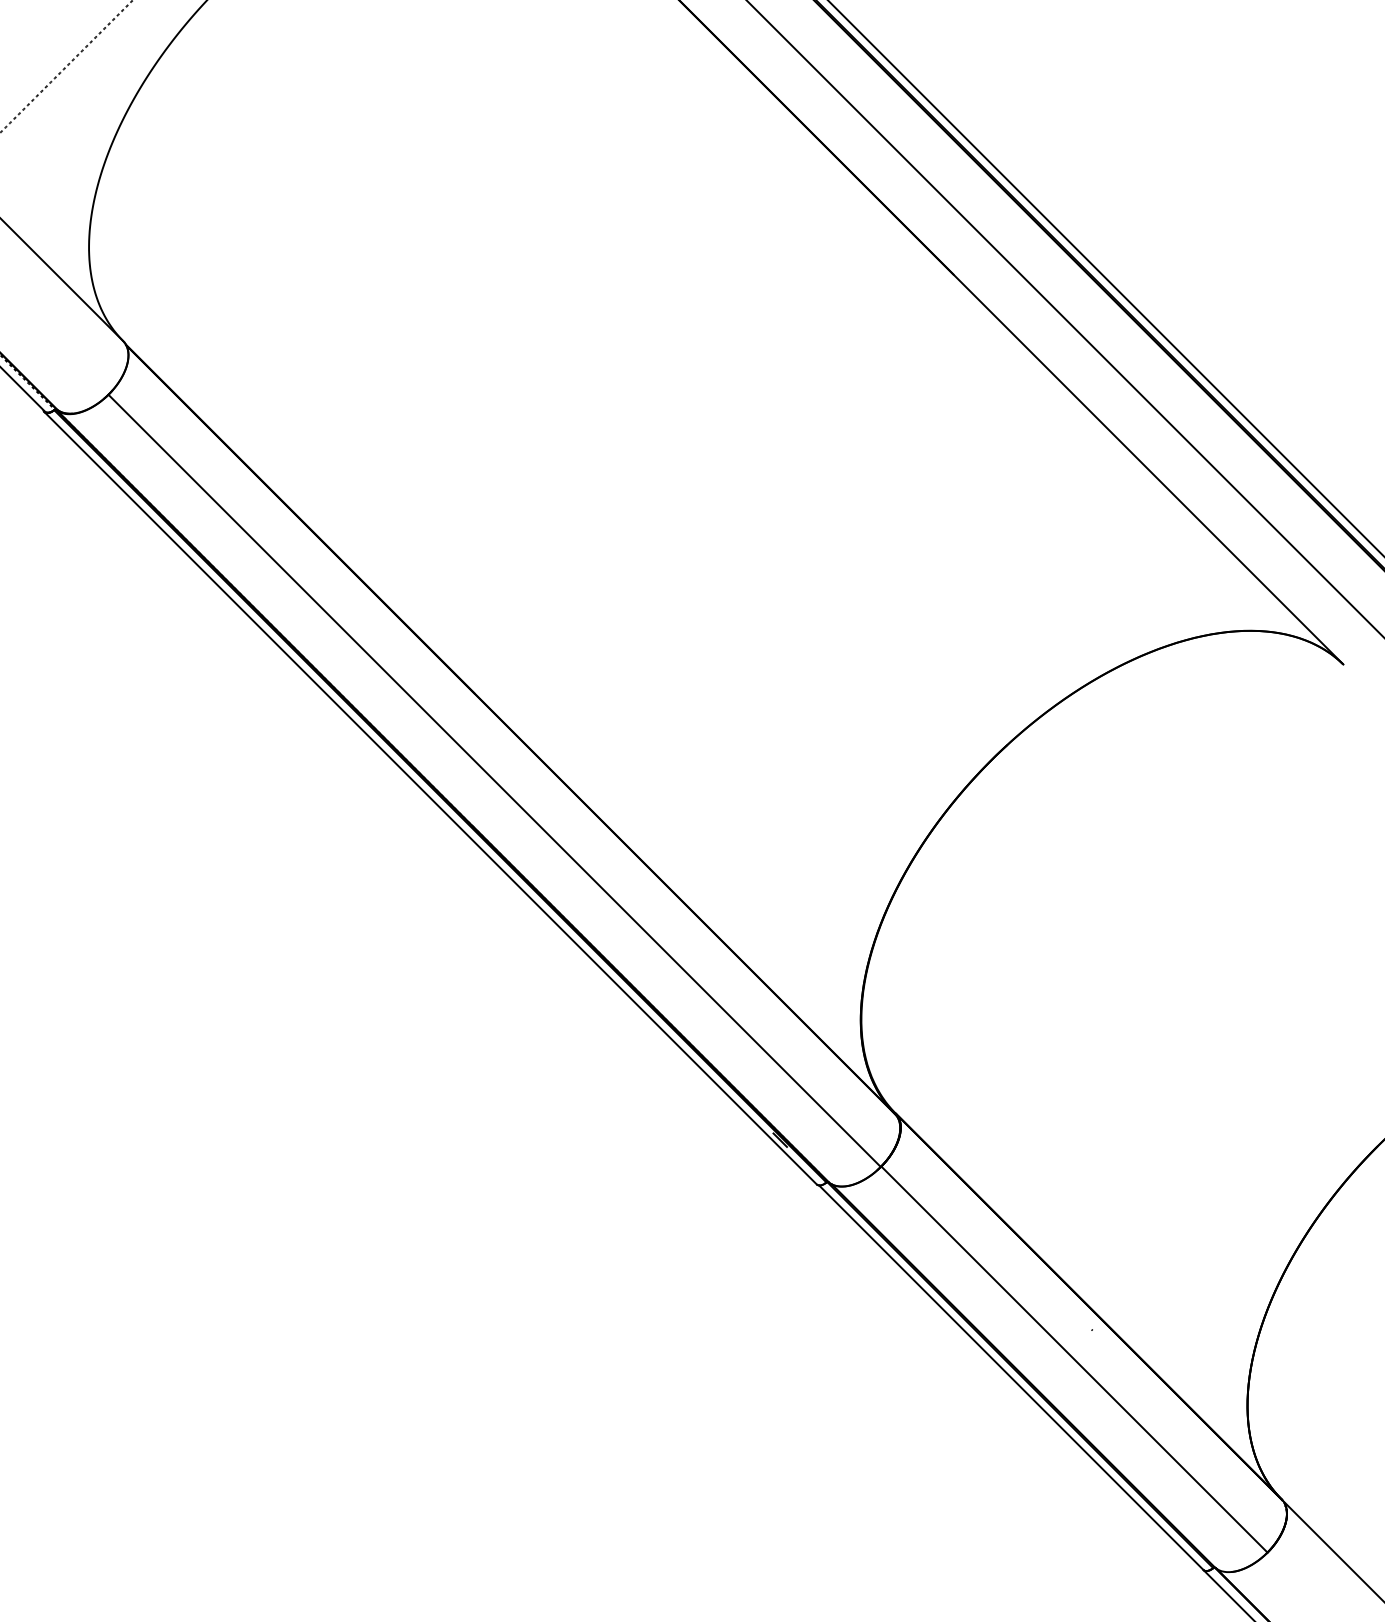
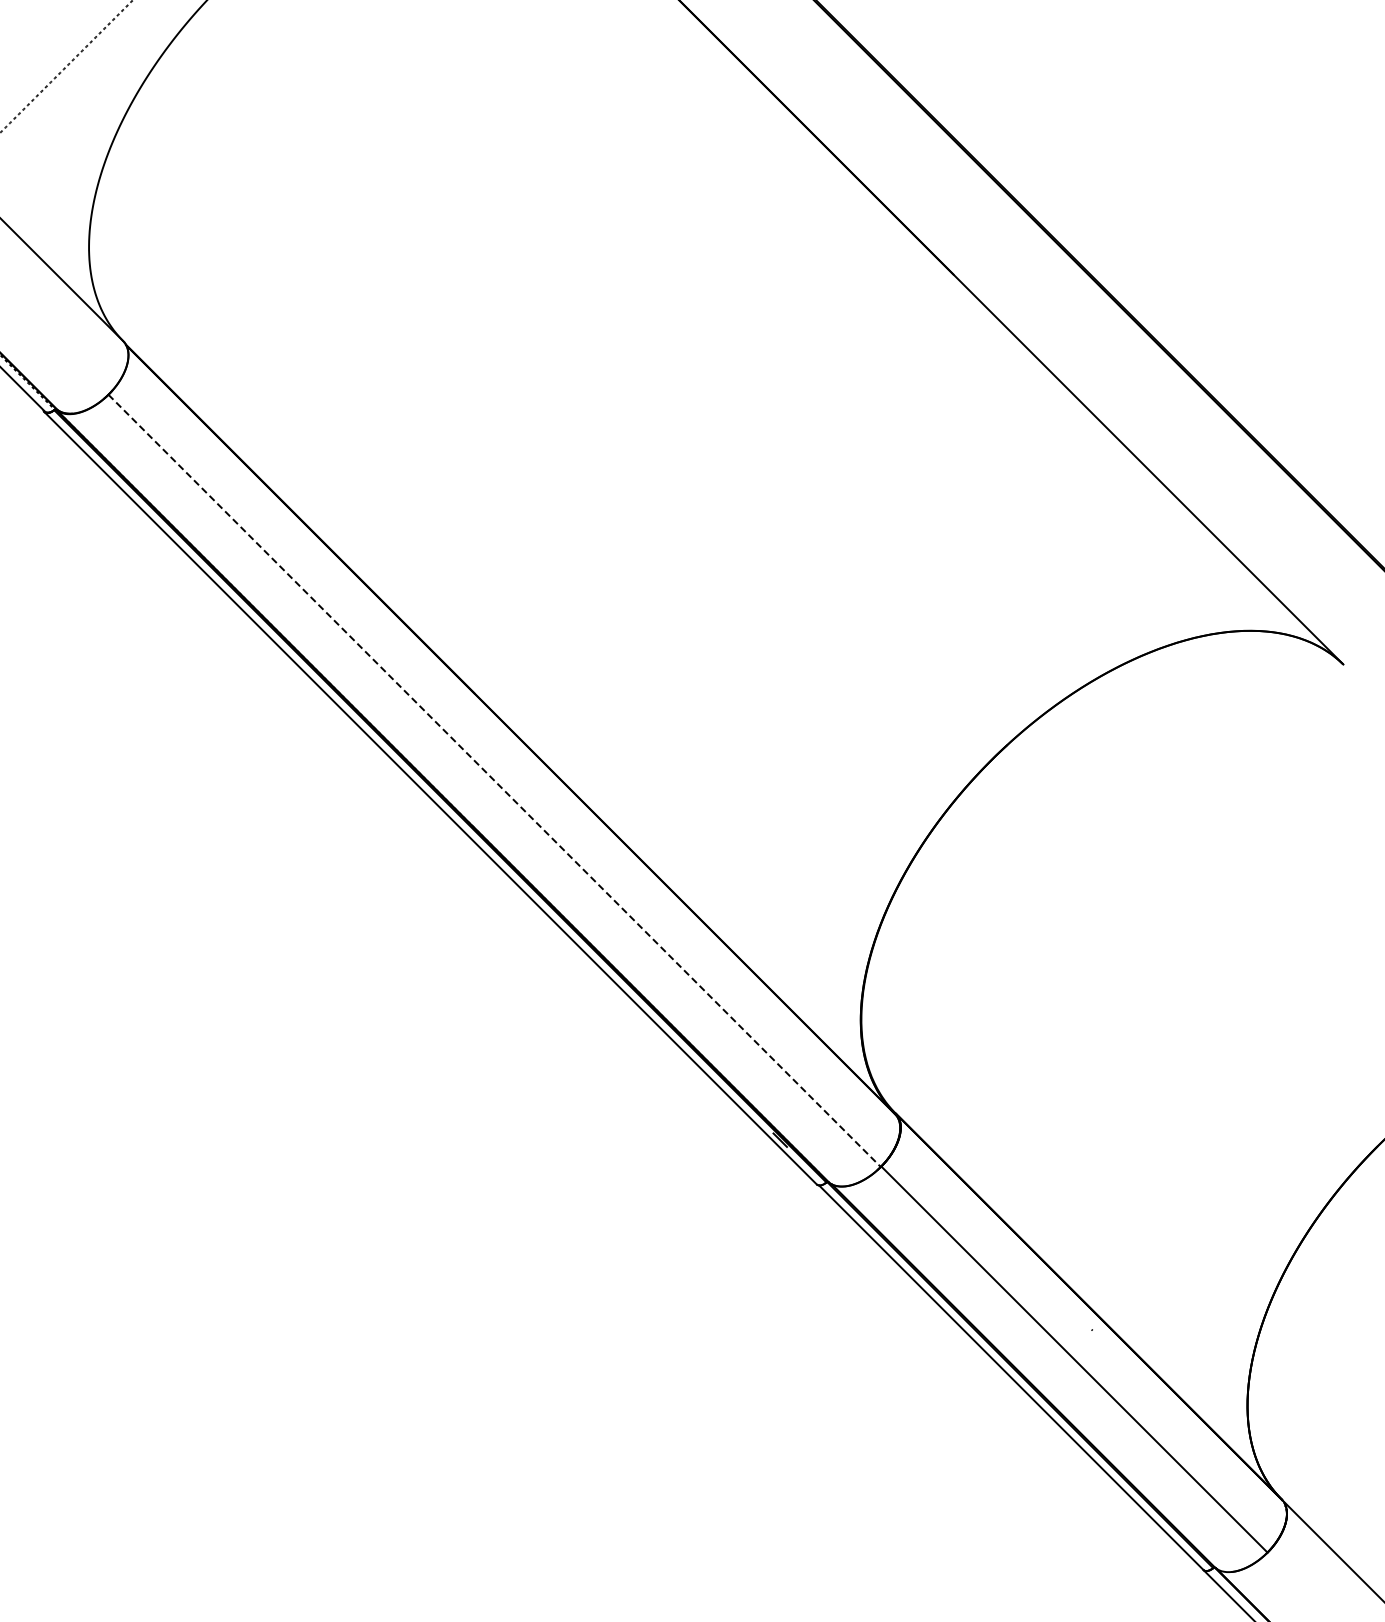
line: present -> none (1105, 278)
line: present -> none (1064, 318)
line: solid -> dashed (495, 781)
